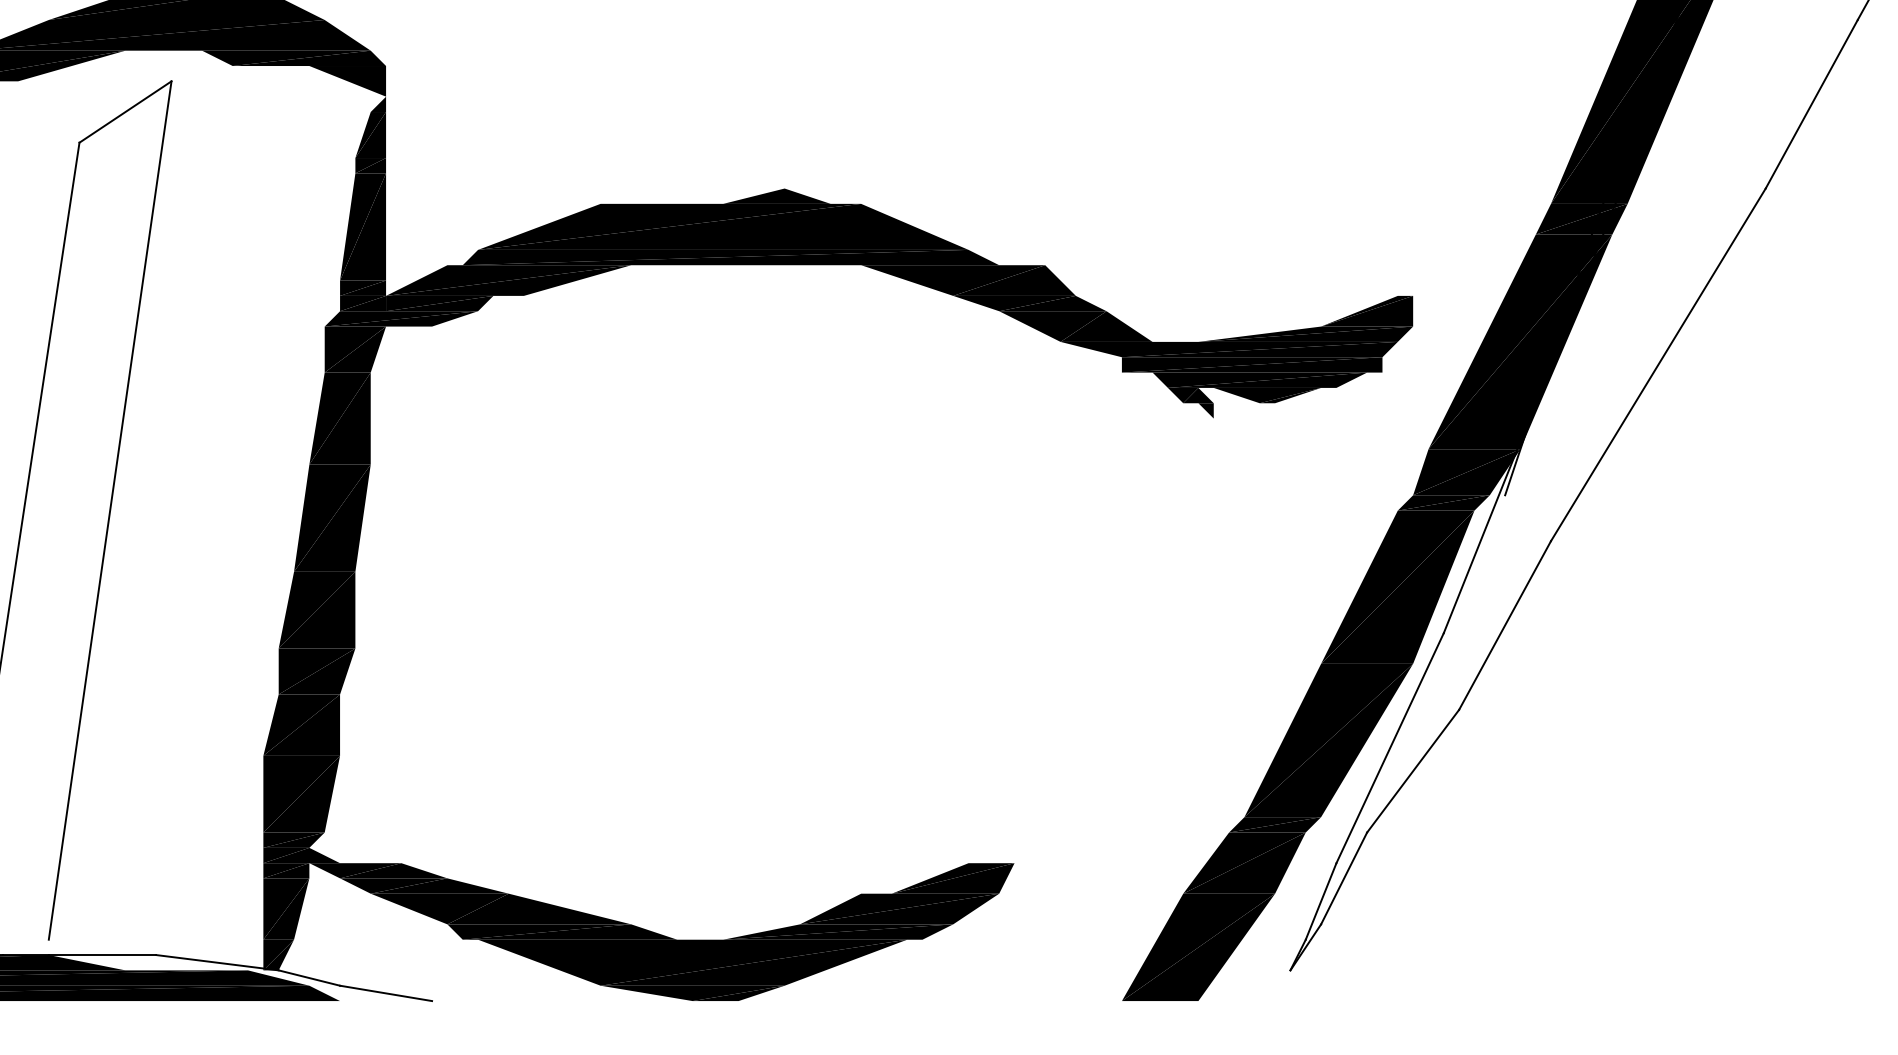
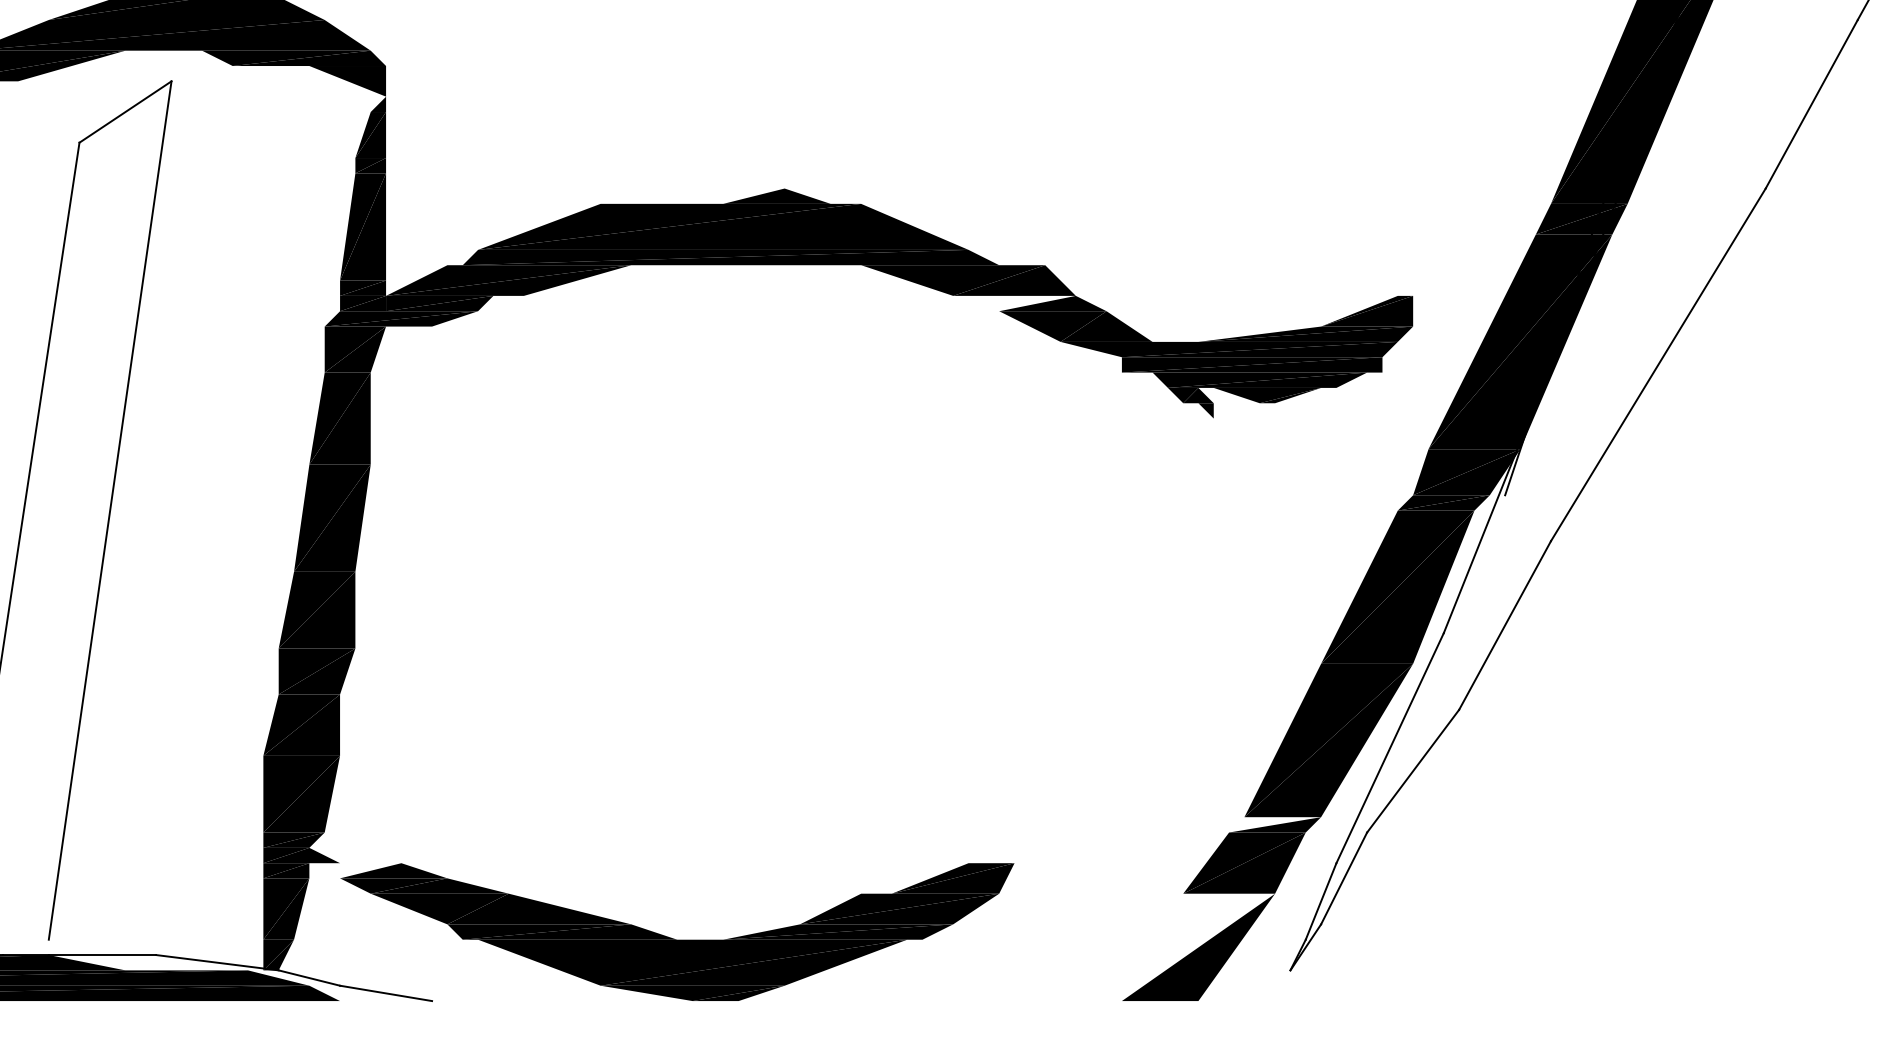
fill: present -> none (1014, 303)
fill: present -> none (1275, 824)
fill: present -> none (355, 870)
fill: present -> none (1198, 947)
